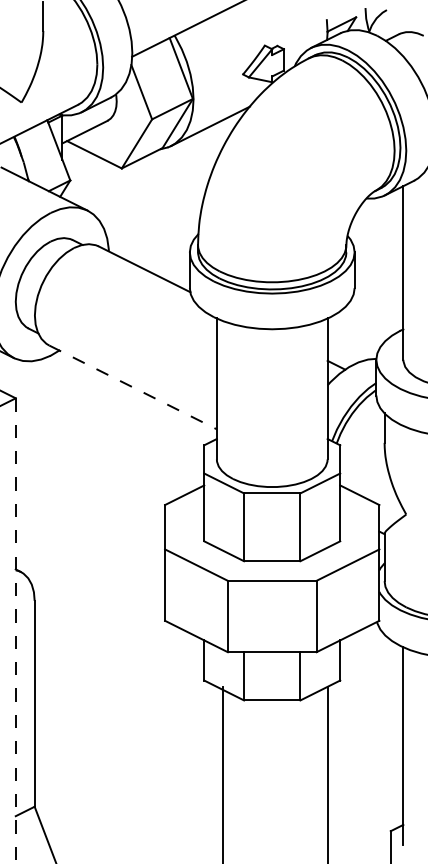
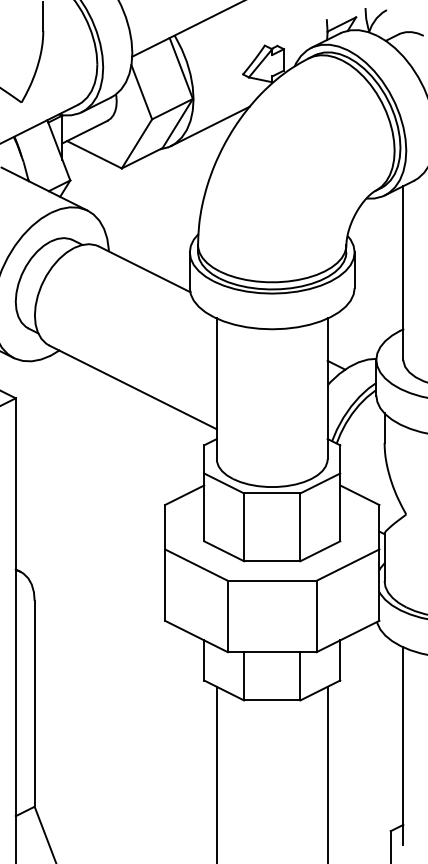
line: dashed -> solid (133, 387)
line: dashed -> solid (15, 631)
line position: (222, 773) -> (216, 773) (216, 773)
